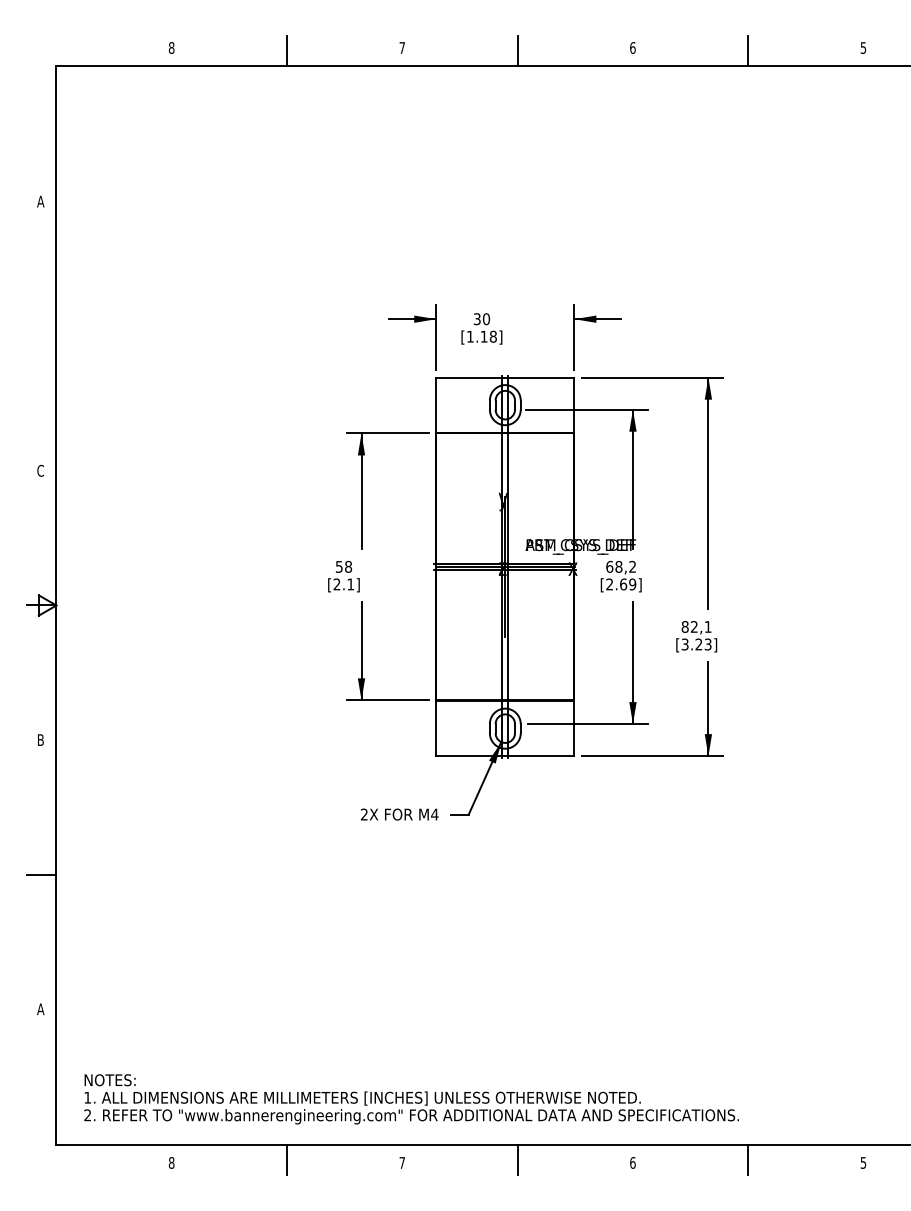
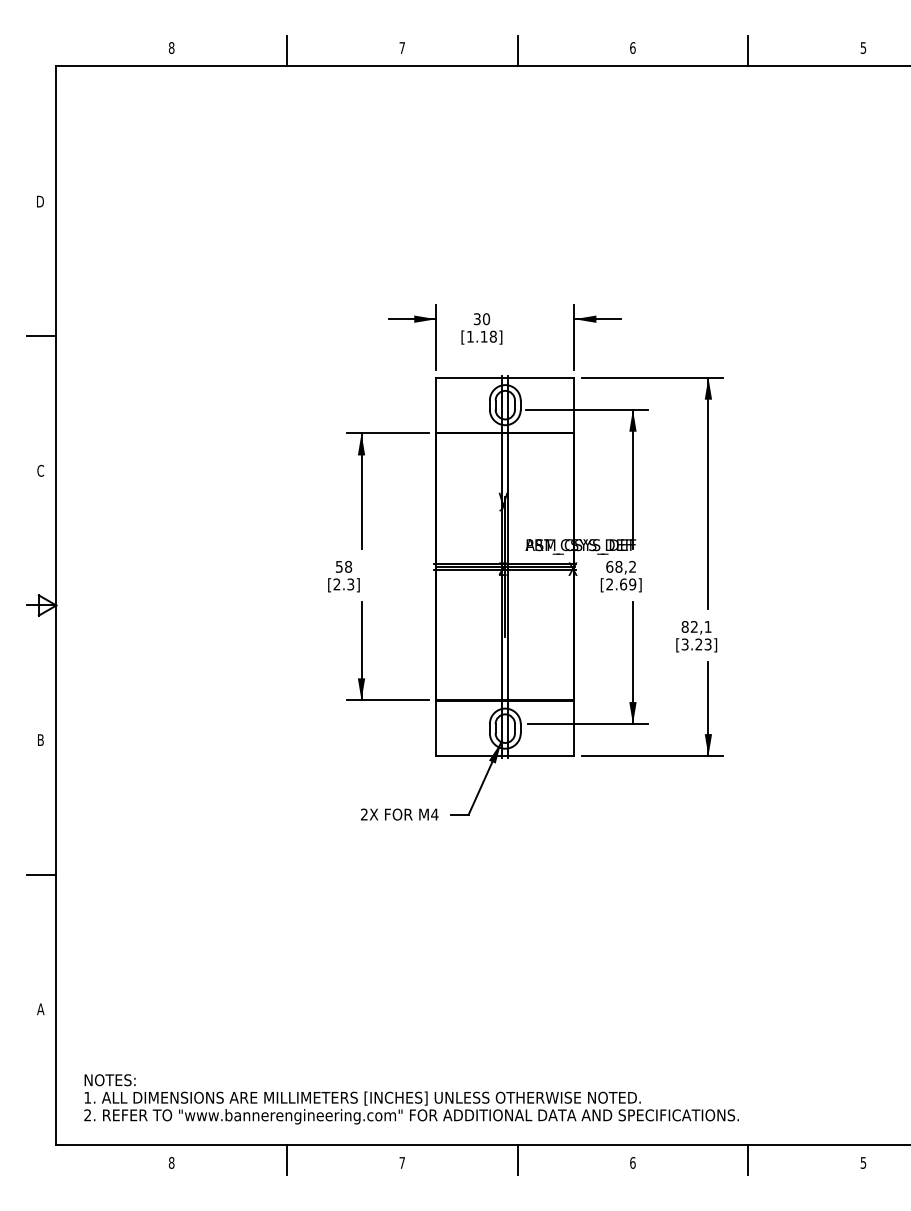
text: A -> D (40, 201)
line: none -> present (41, 336)
text: [2.1] -> [2.3] (350, 584)
